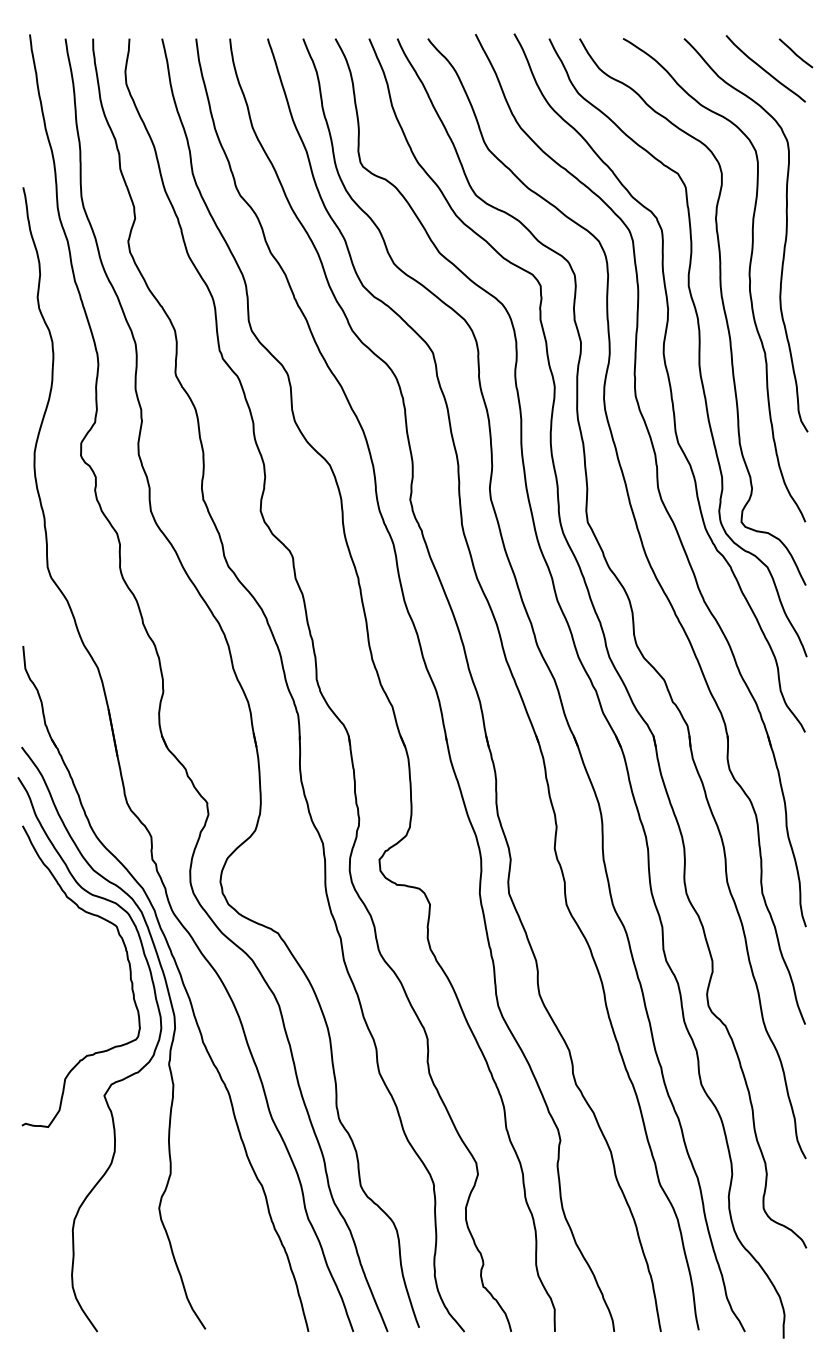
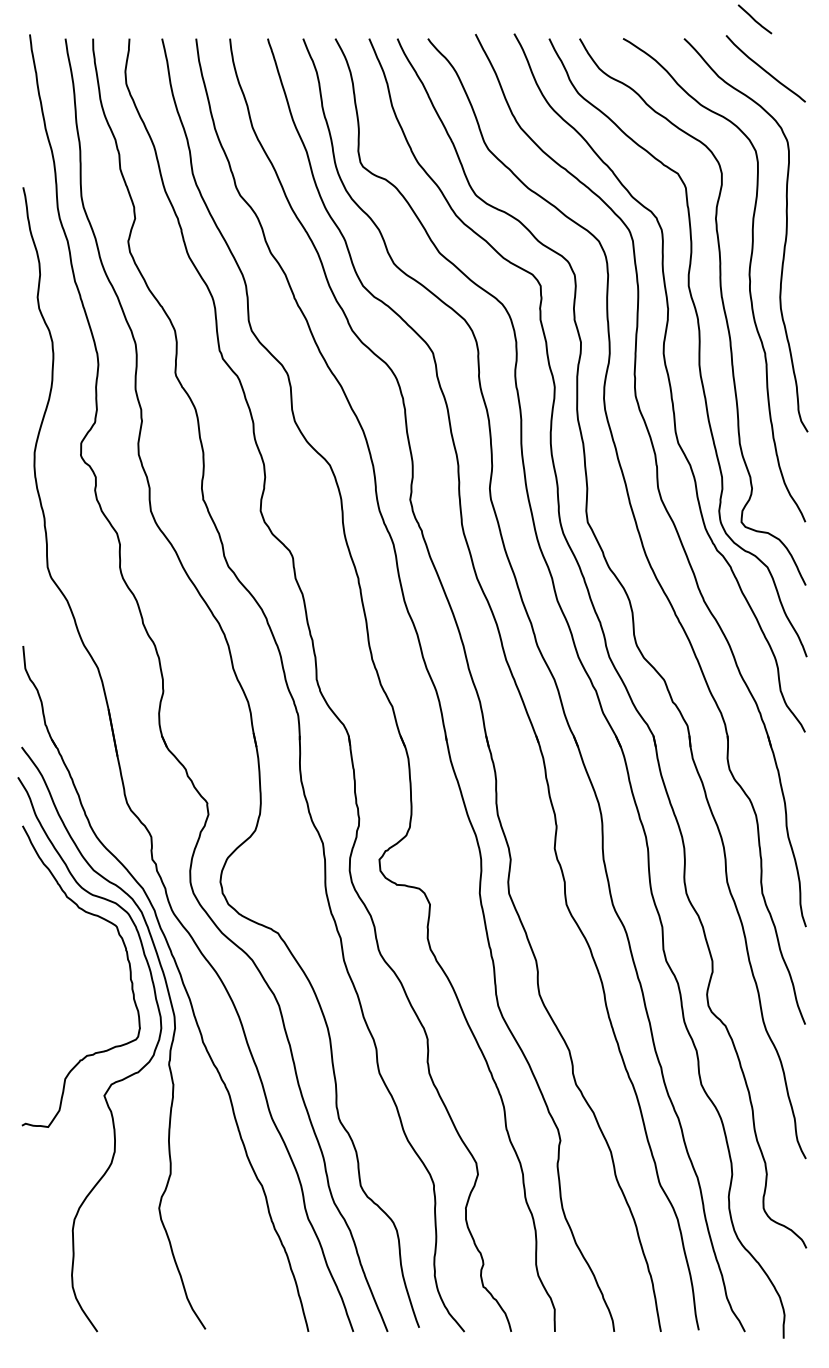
line position: (795, 53) -> (754, 19) (754, 19)
